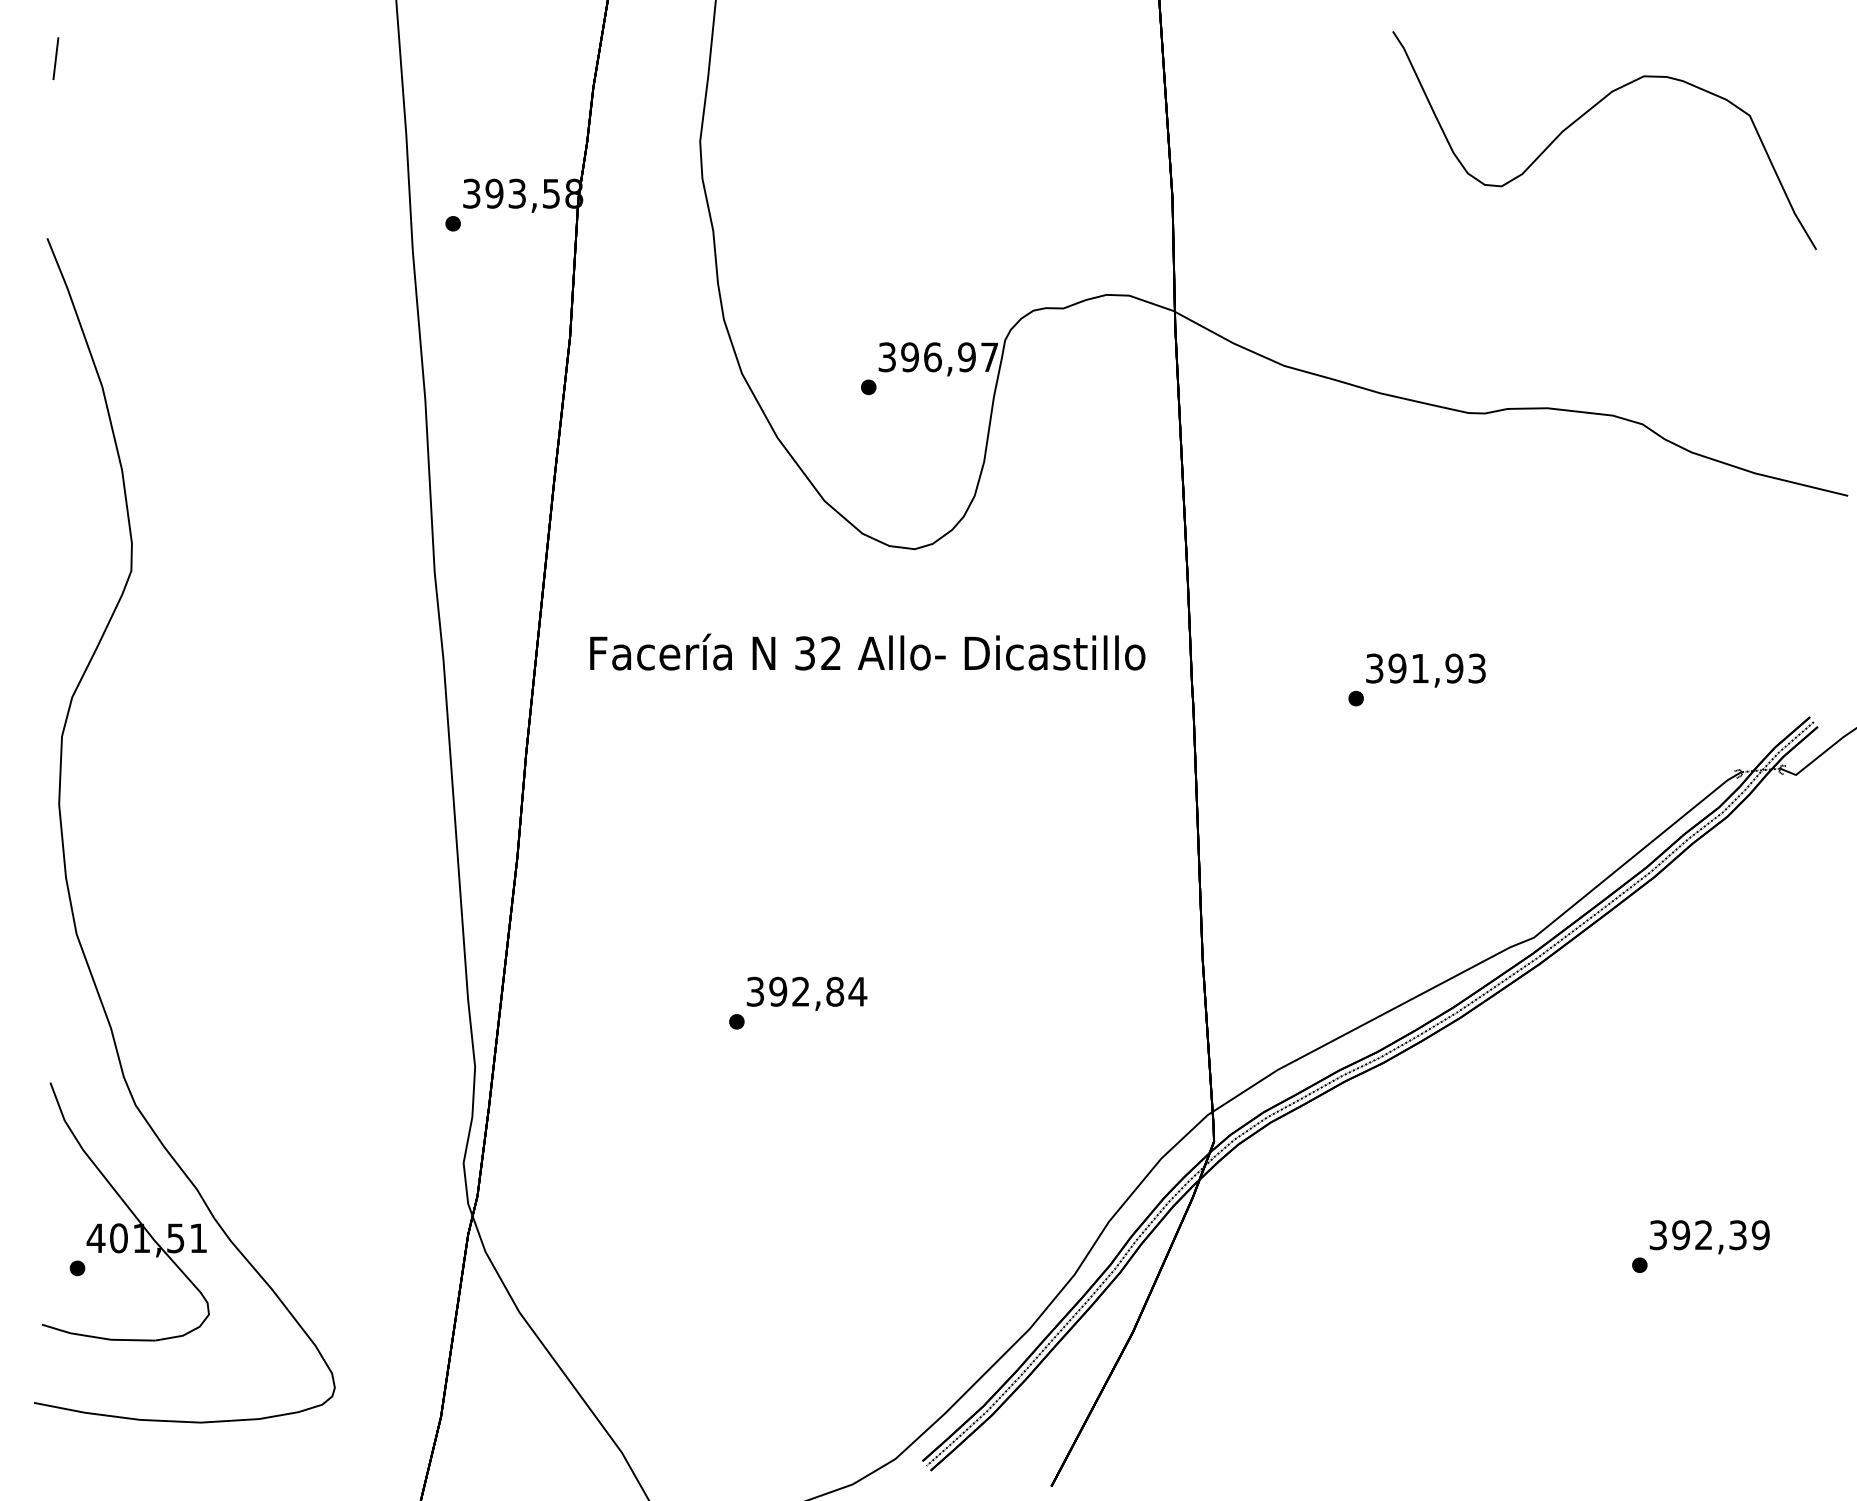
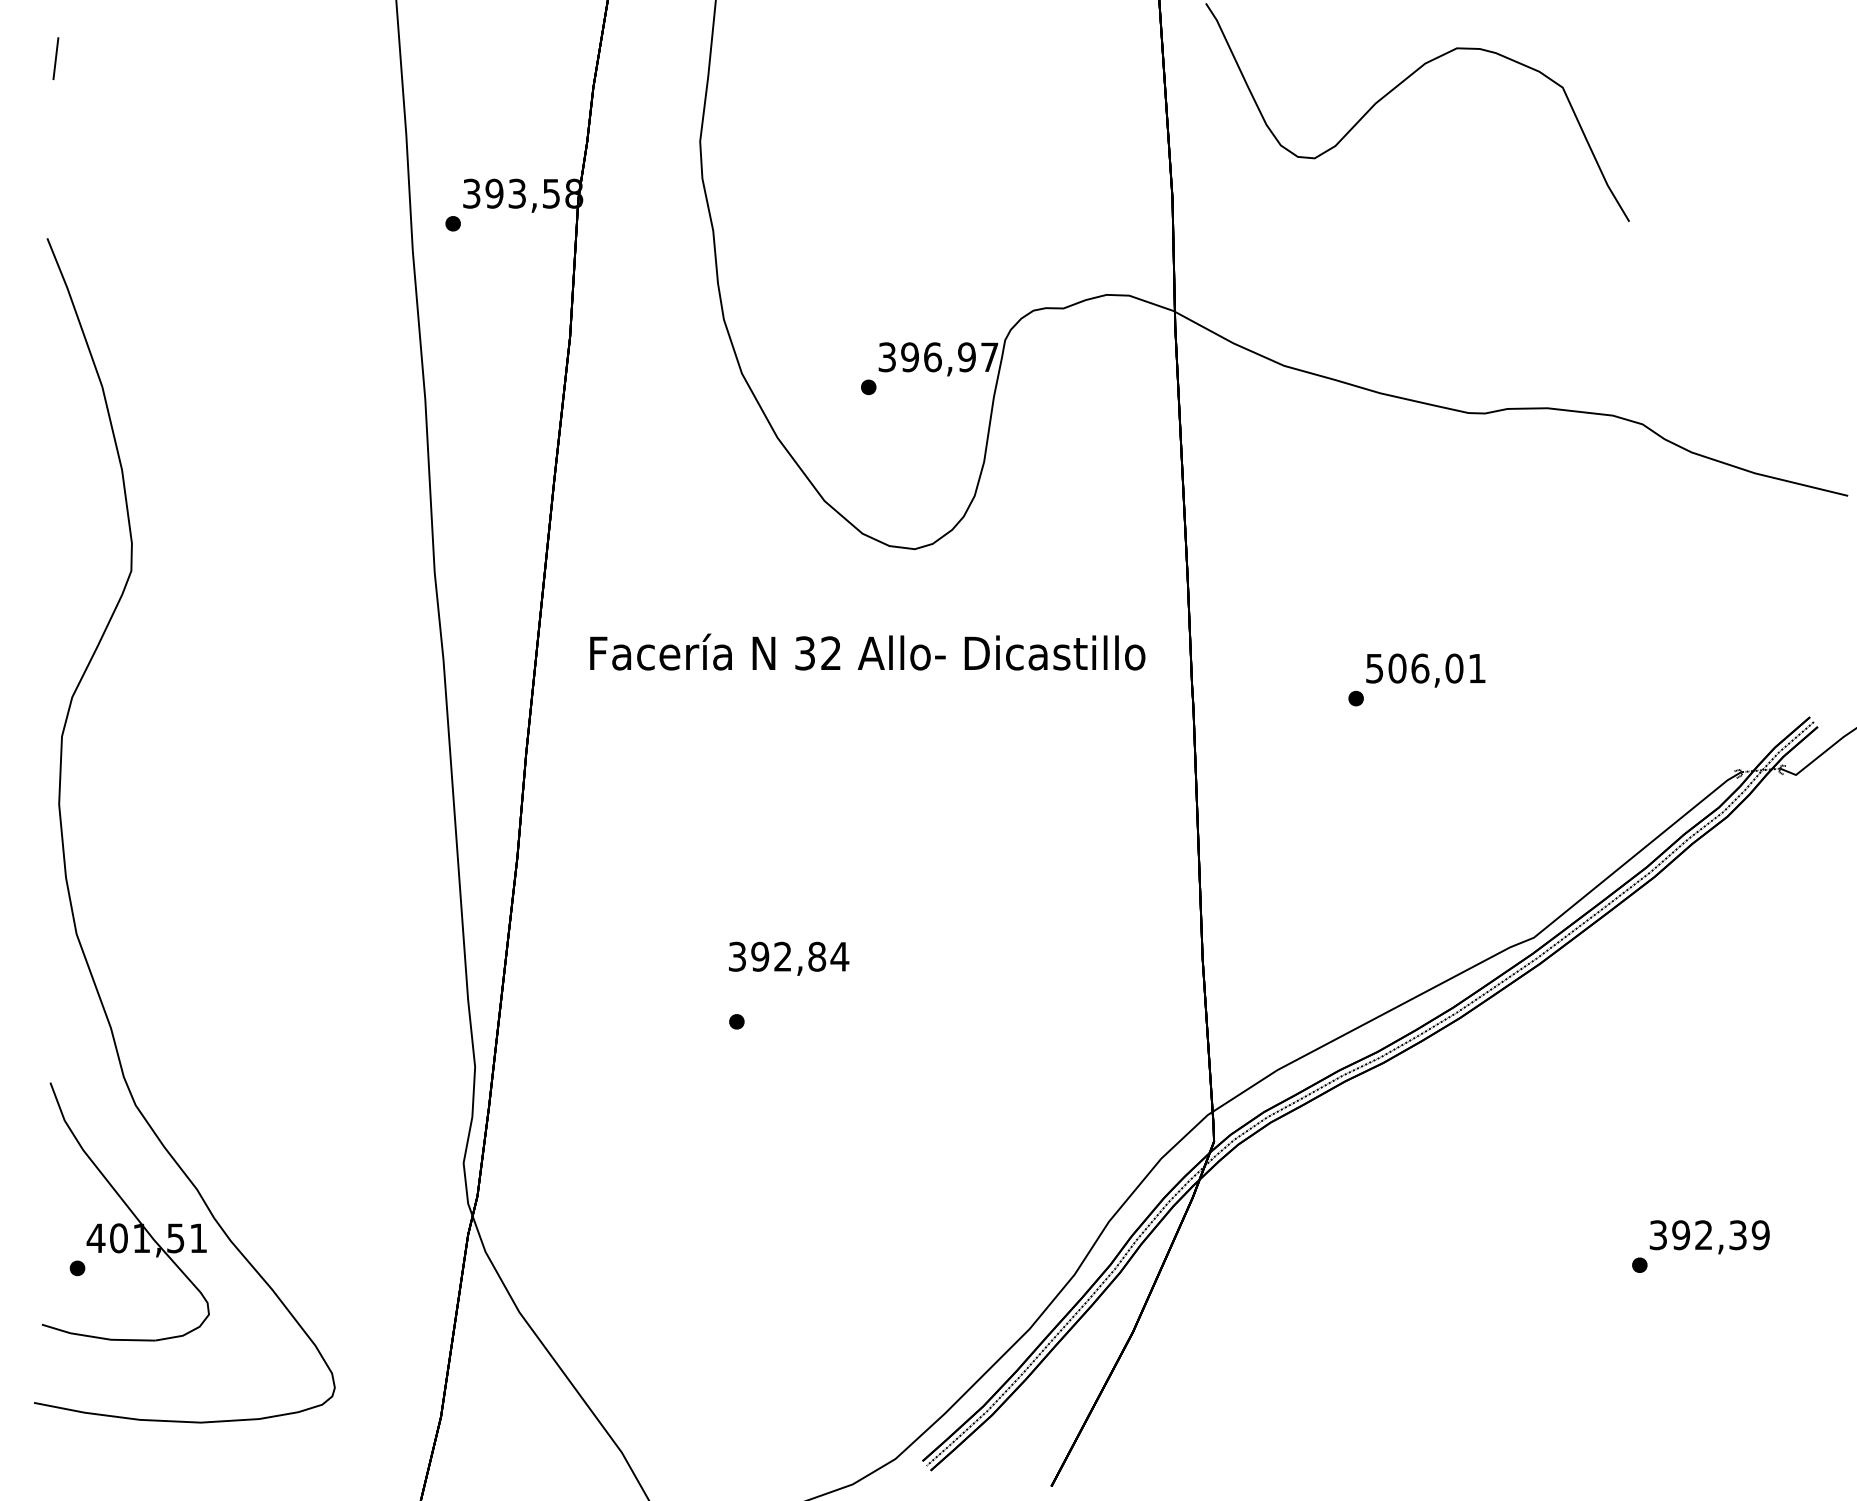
part position: (1584, 115) -> (1397, 87) (1397, 87)
text: 391,93 -> 506,01 (1425, 668)
text position: (807, 993) -> (789, 958) (789, 958)
